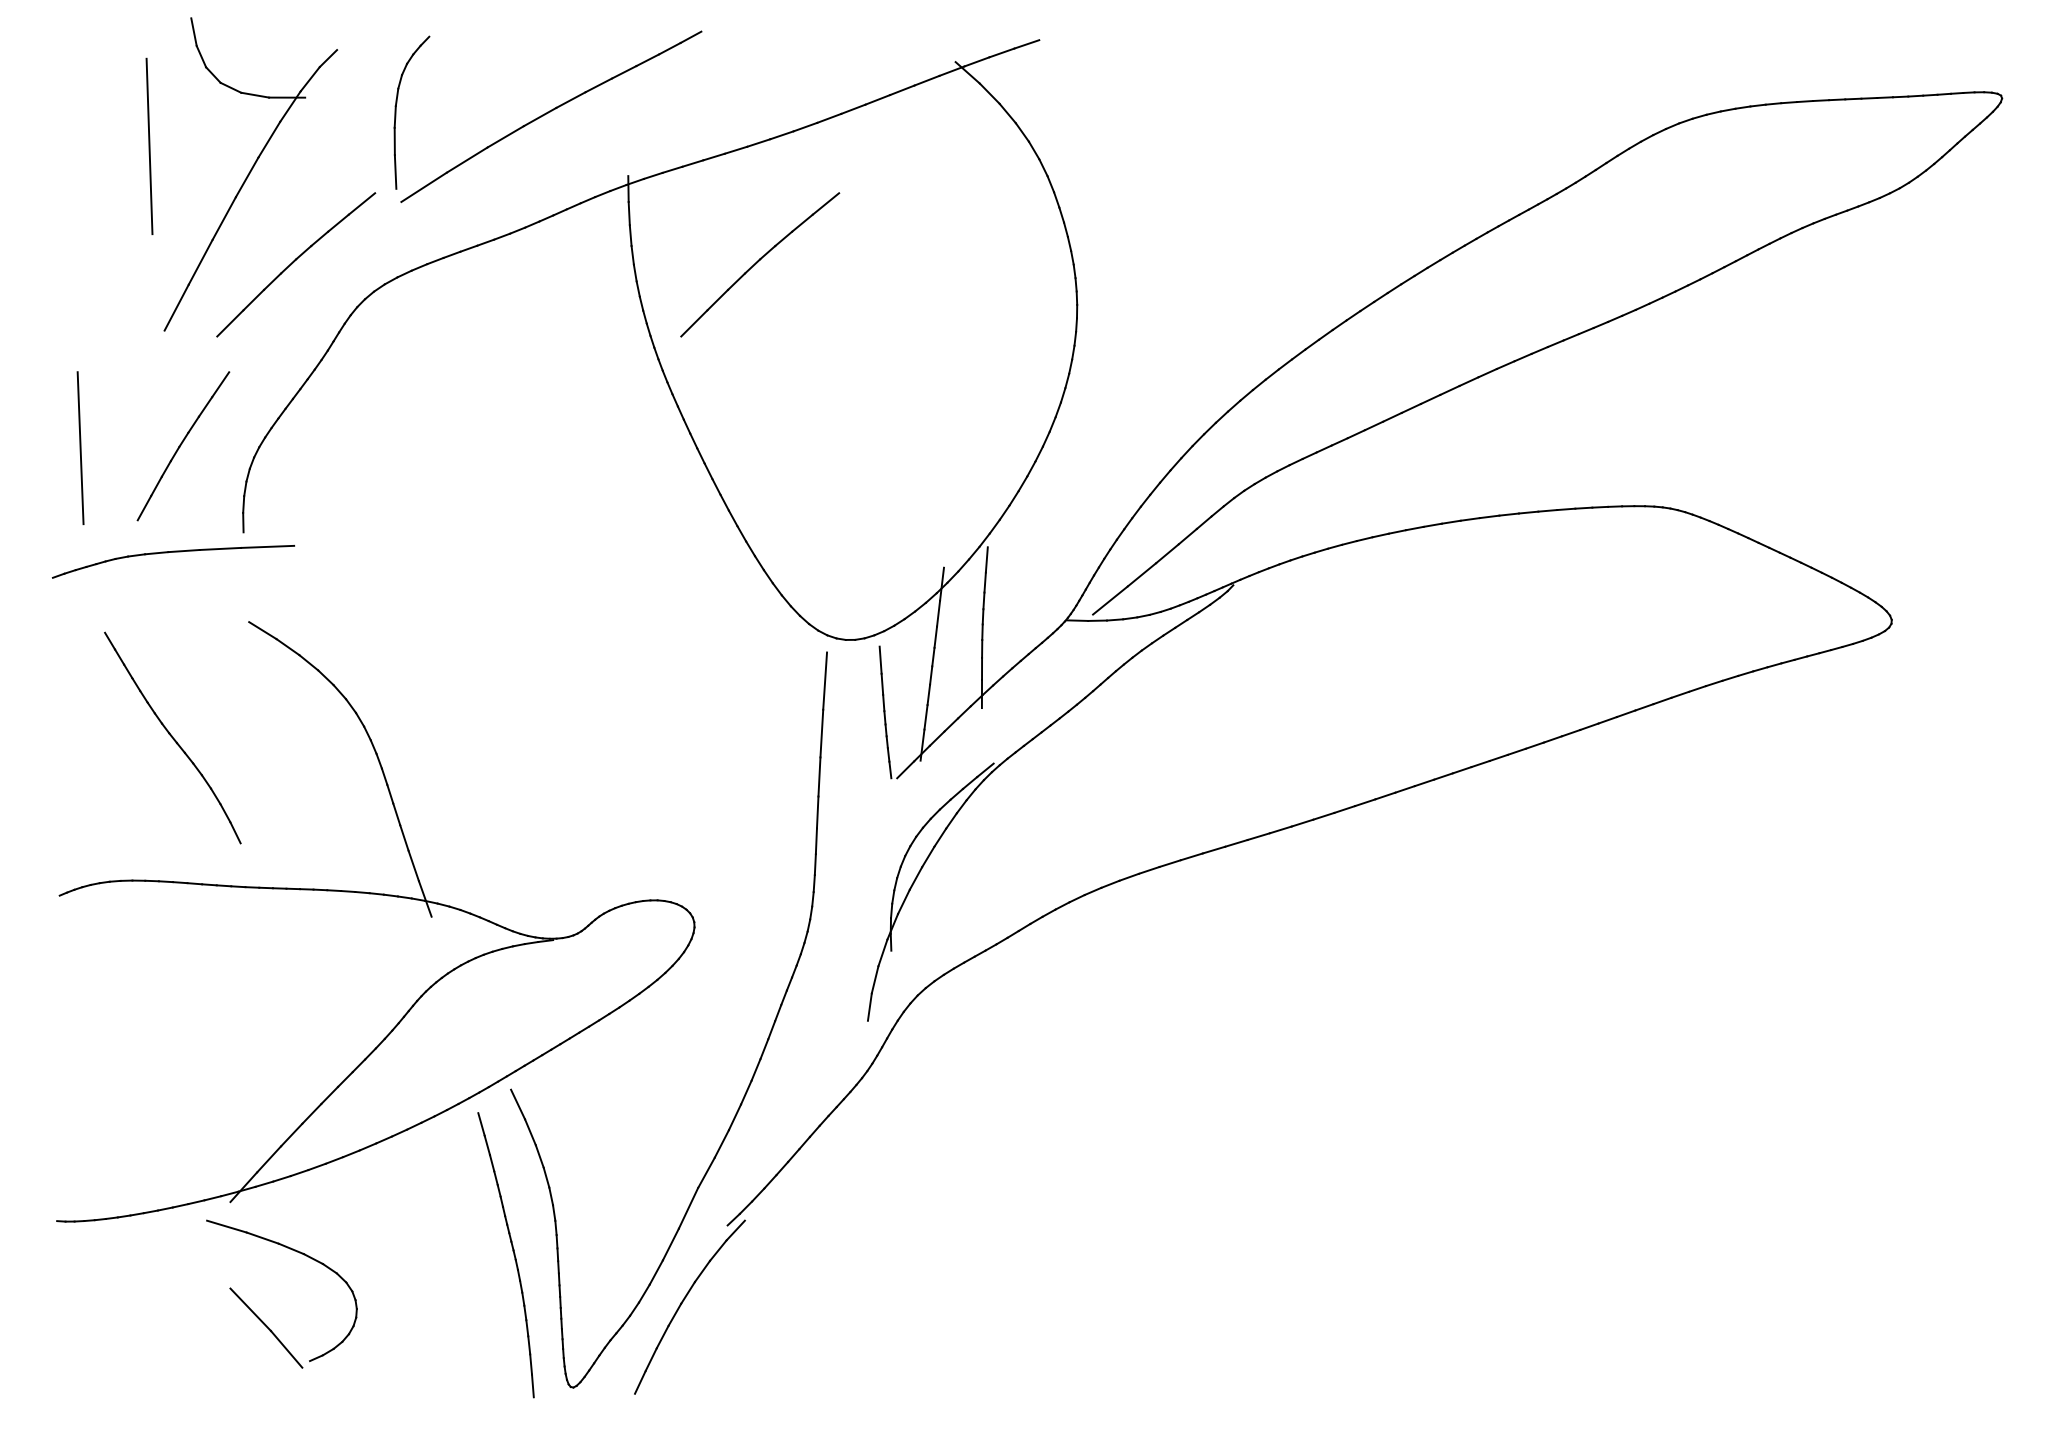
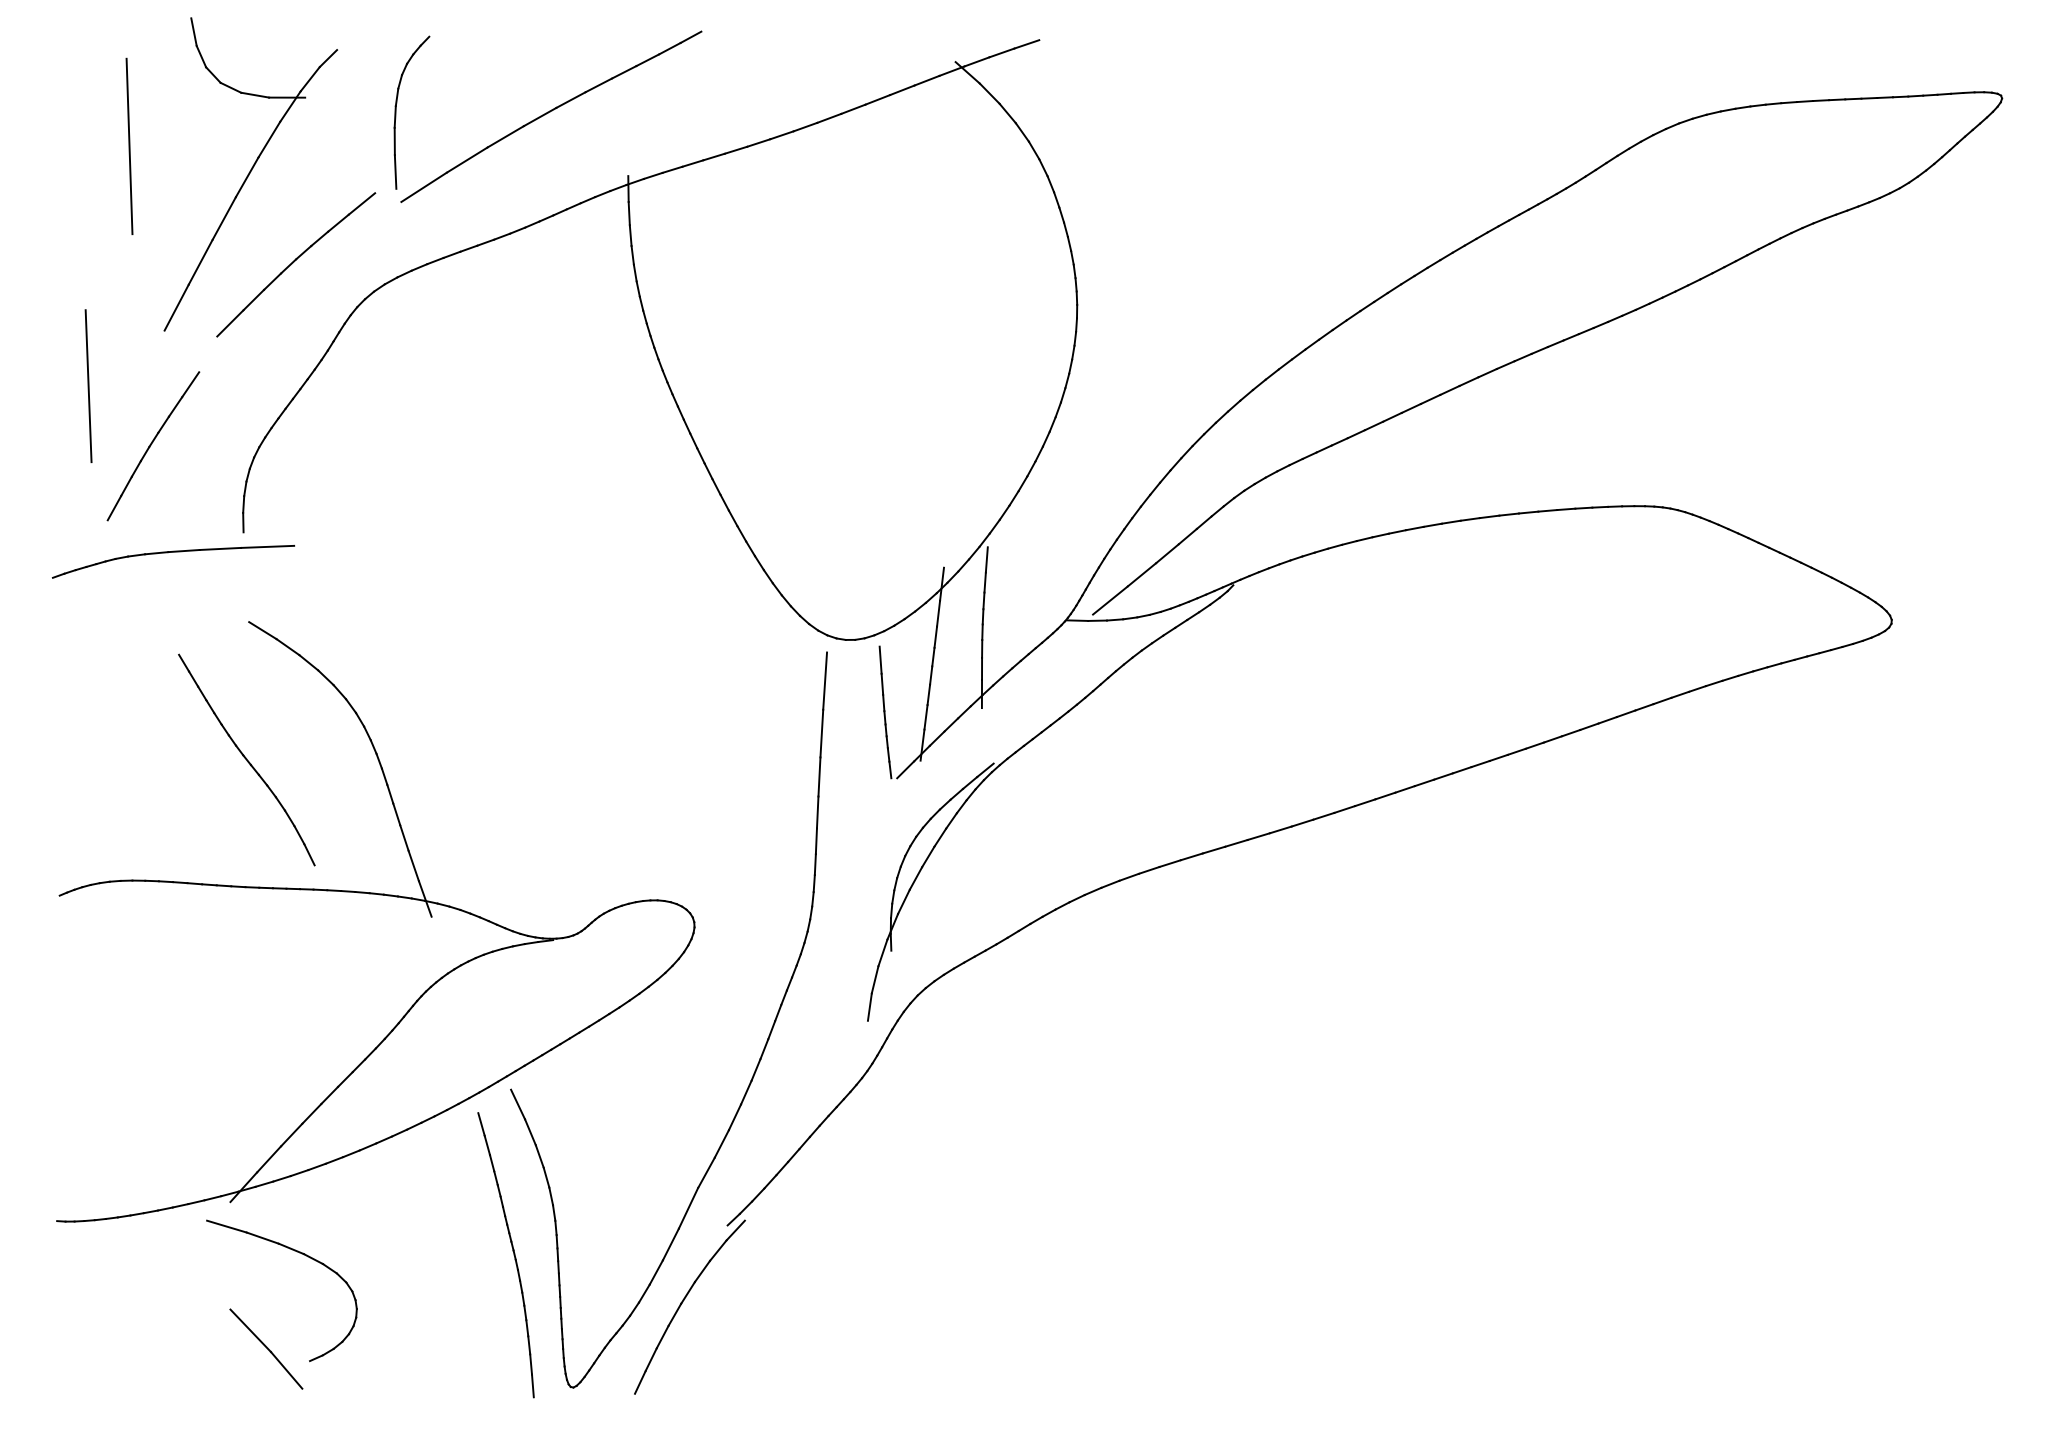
line position: (149, 145) -> (129, 145) (129, 145)
part: present -> none (760, 264)
part position: (183, 446) -> (153, 446) (153, 446)
line position: (80, 447) -> (88, 385) (88, 385)
part position: (172, 737) -> (246, 759) (246, 759)
part position: (266, 1327) -> (266, 1348) (266, 1348)
